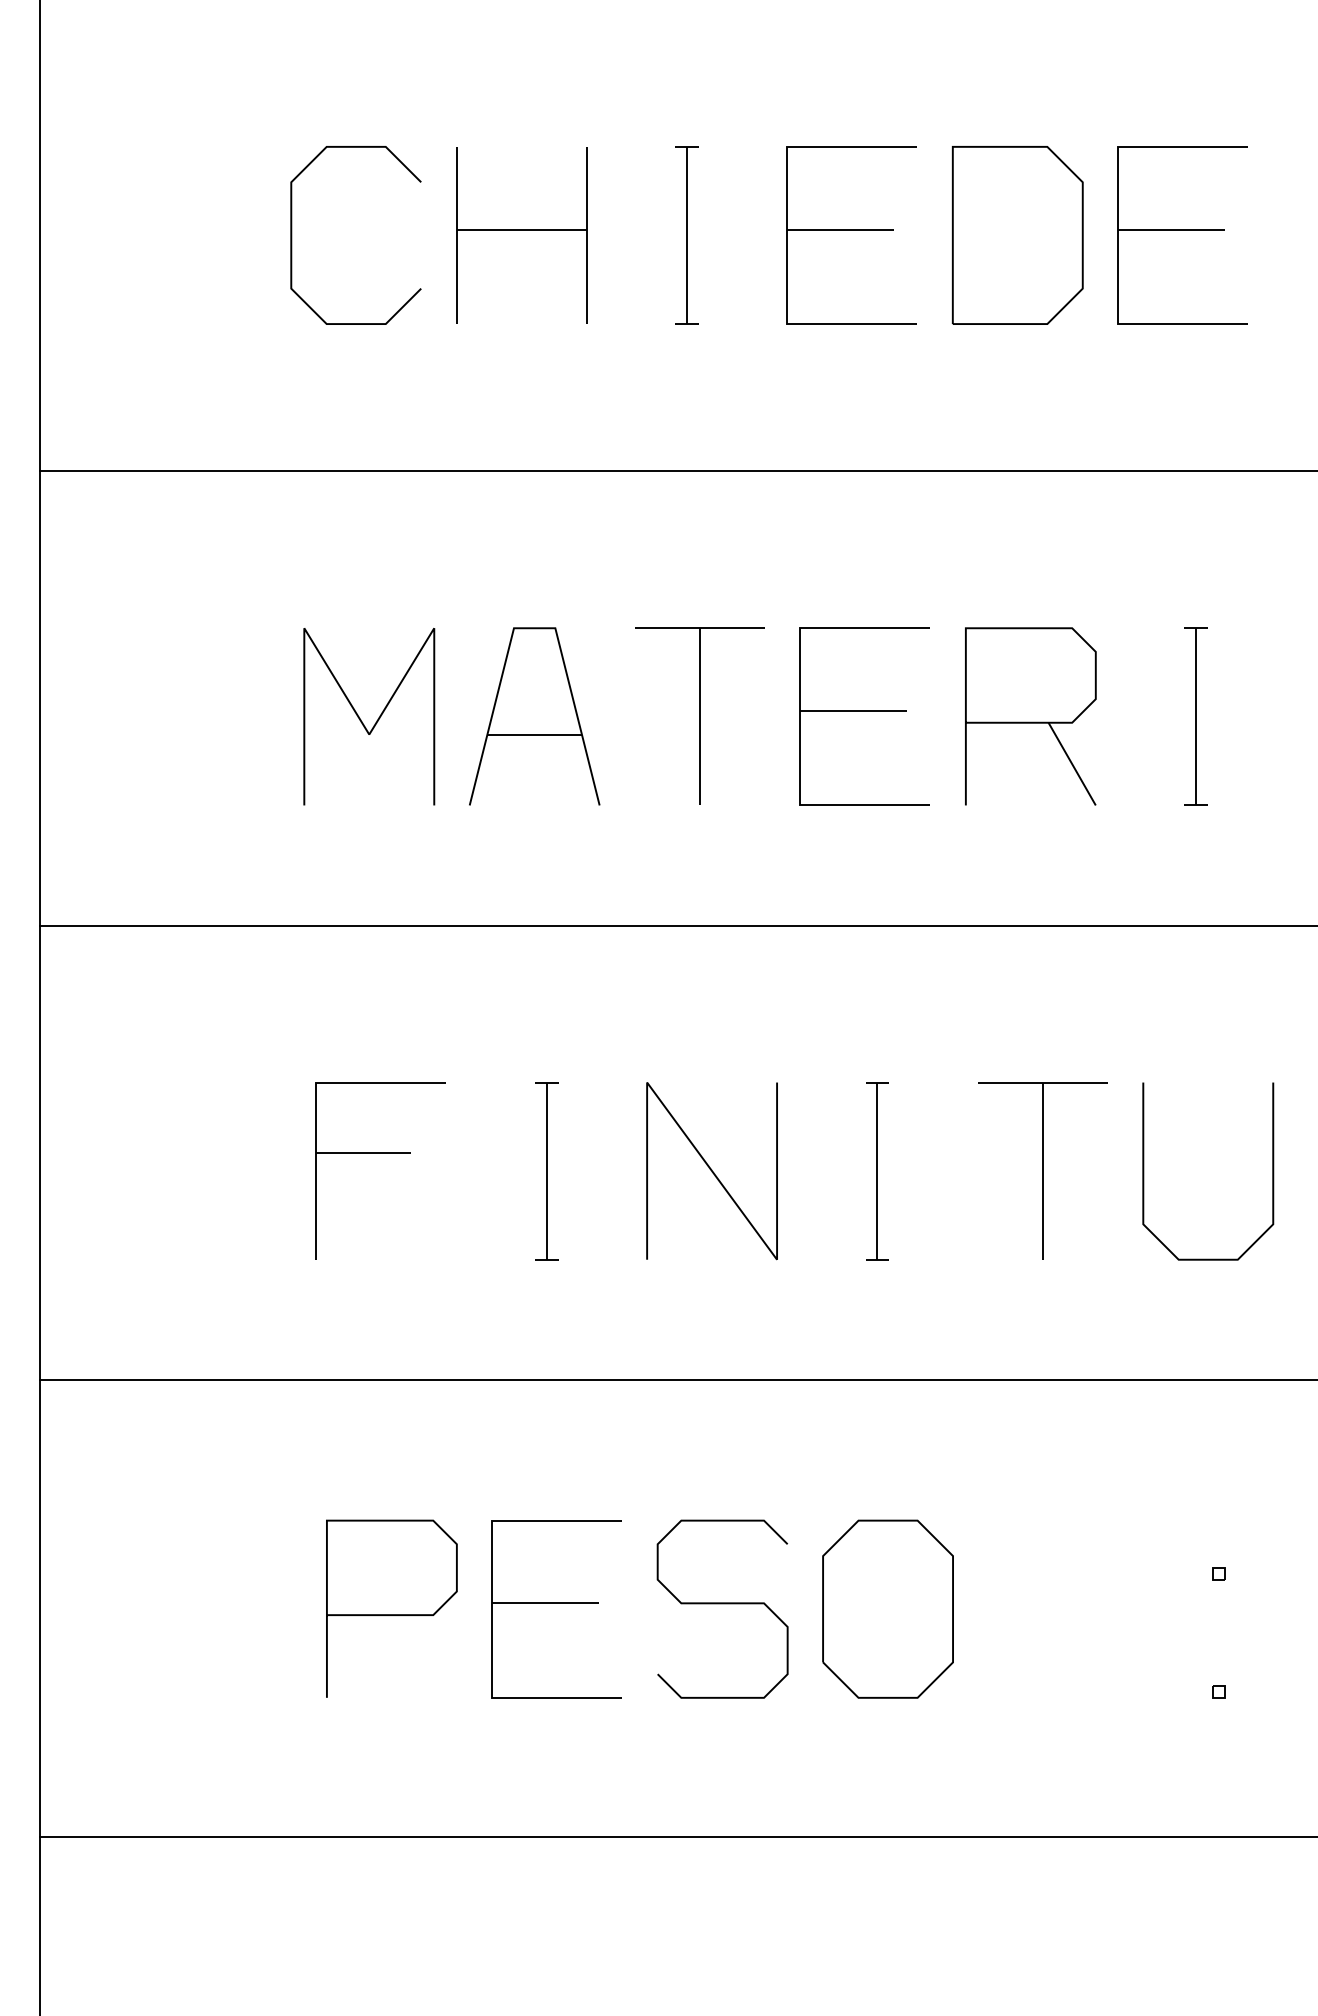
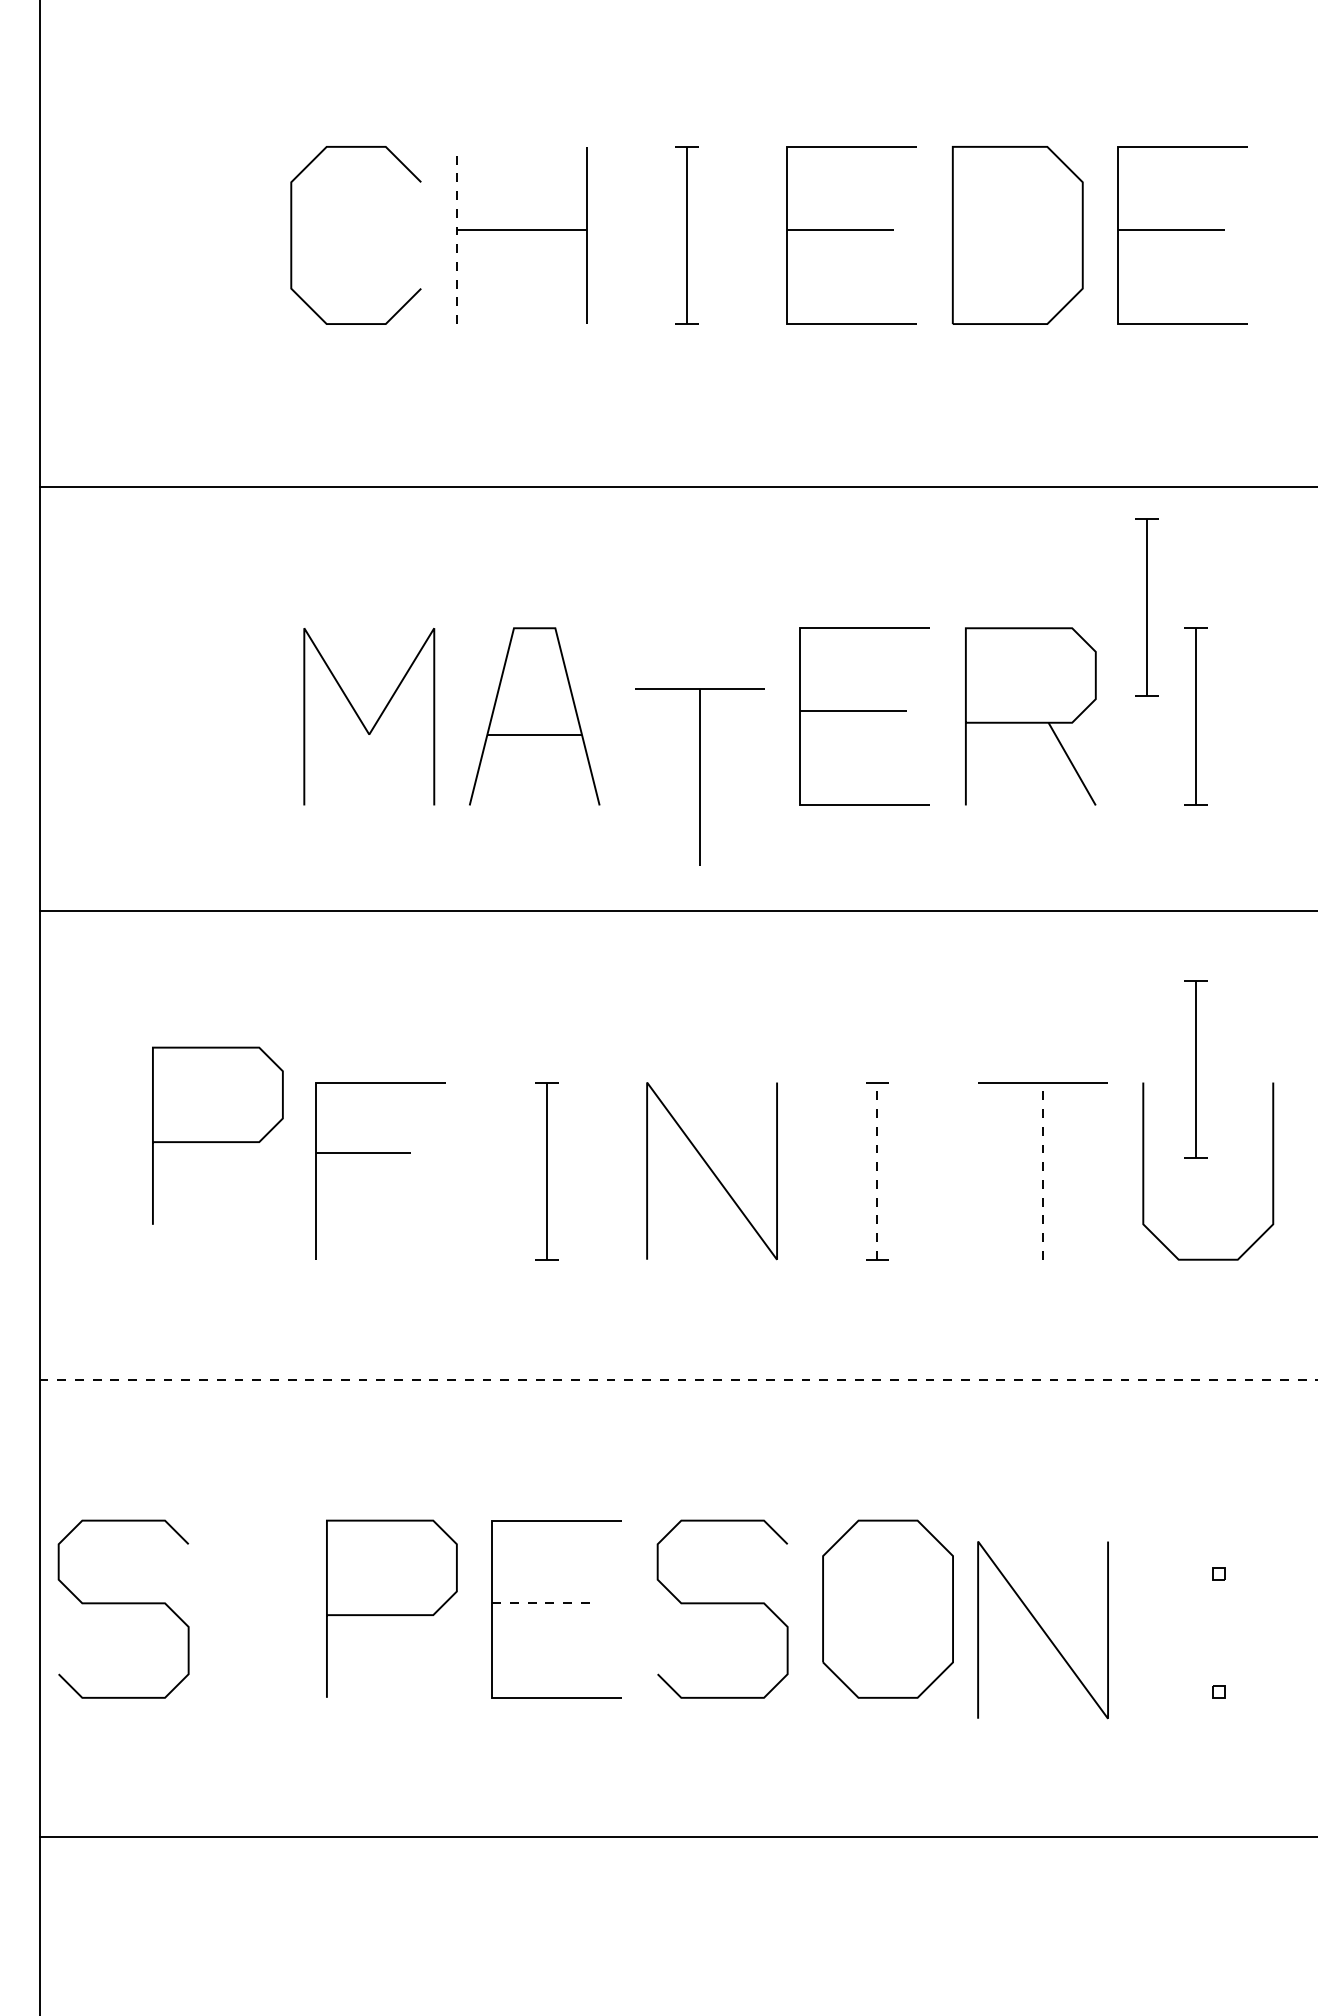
line: solid -> dashed (456, 235)
line position: (676, 471) -> (676, 487) (676, 487)
part: none -> present (1146, 607)
part position: (699, 715) -> (699, 776) (699, 776)
line position: (676, 925) -> (676, 910) (676, 910)
part: none -> present (1195, 1069)
curve: none -> present (217, 1141)
line: solid -> dashed (877, 1171)
line: solid -> dashed (1042, 1171)
line: solid -> dashed (678, 1380)
line: solid -> dashed (545, 1603)
curve: none -> present (123, 1604)
line: none -> present (1042, 1630)
